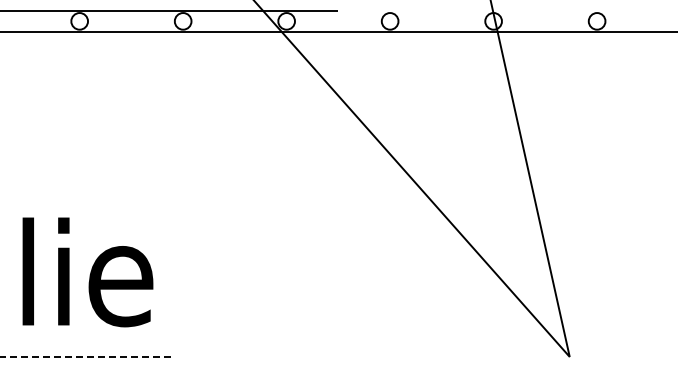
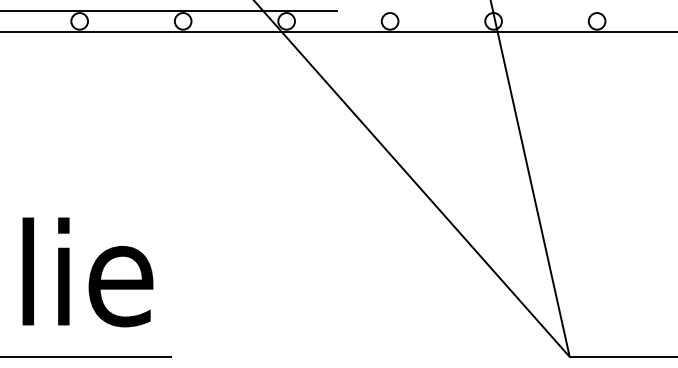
line: dashed -> solid (85, 356)
line: none -> present (621, 356)
